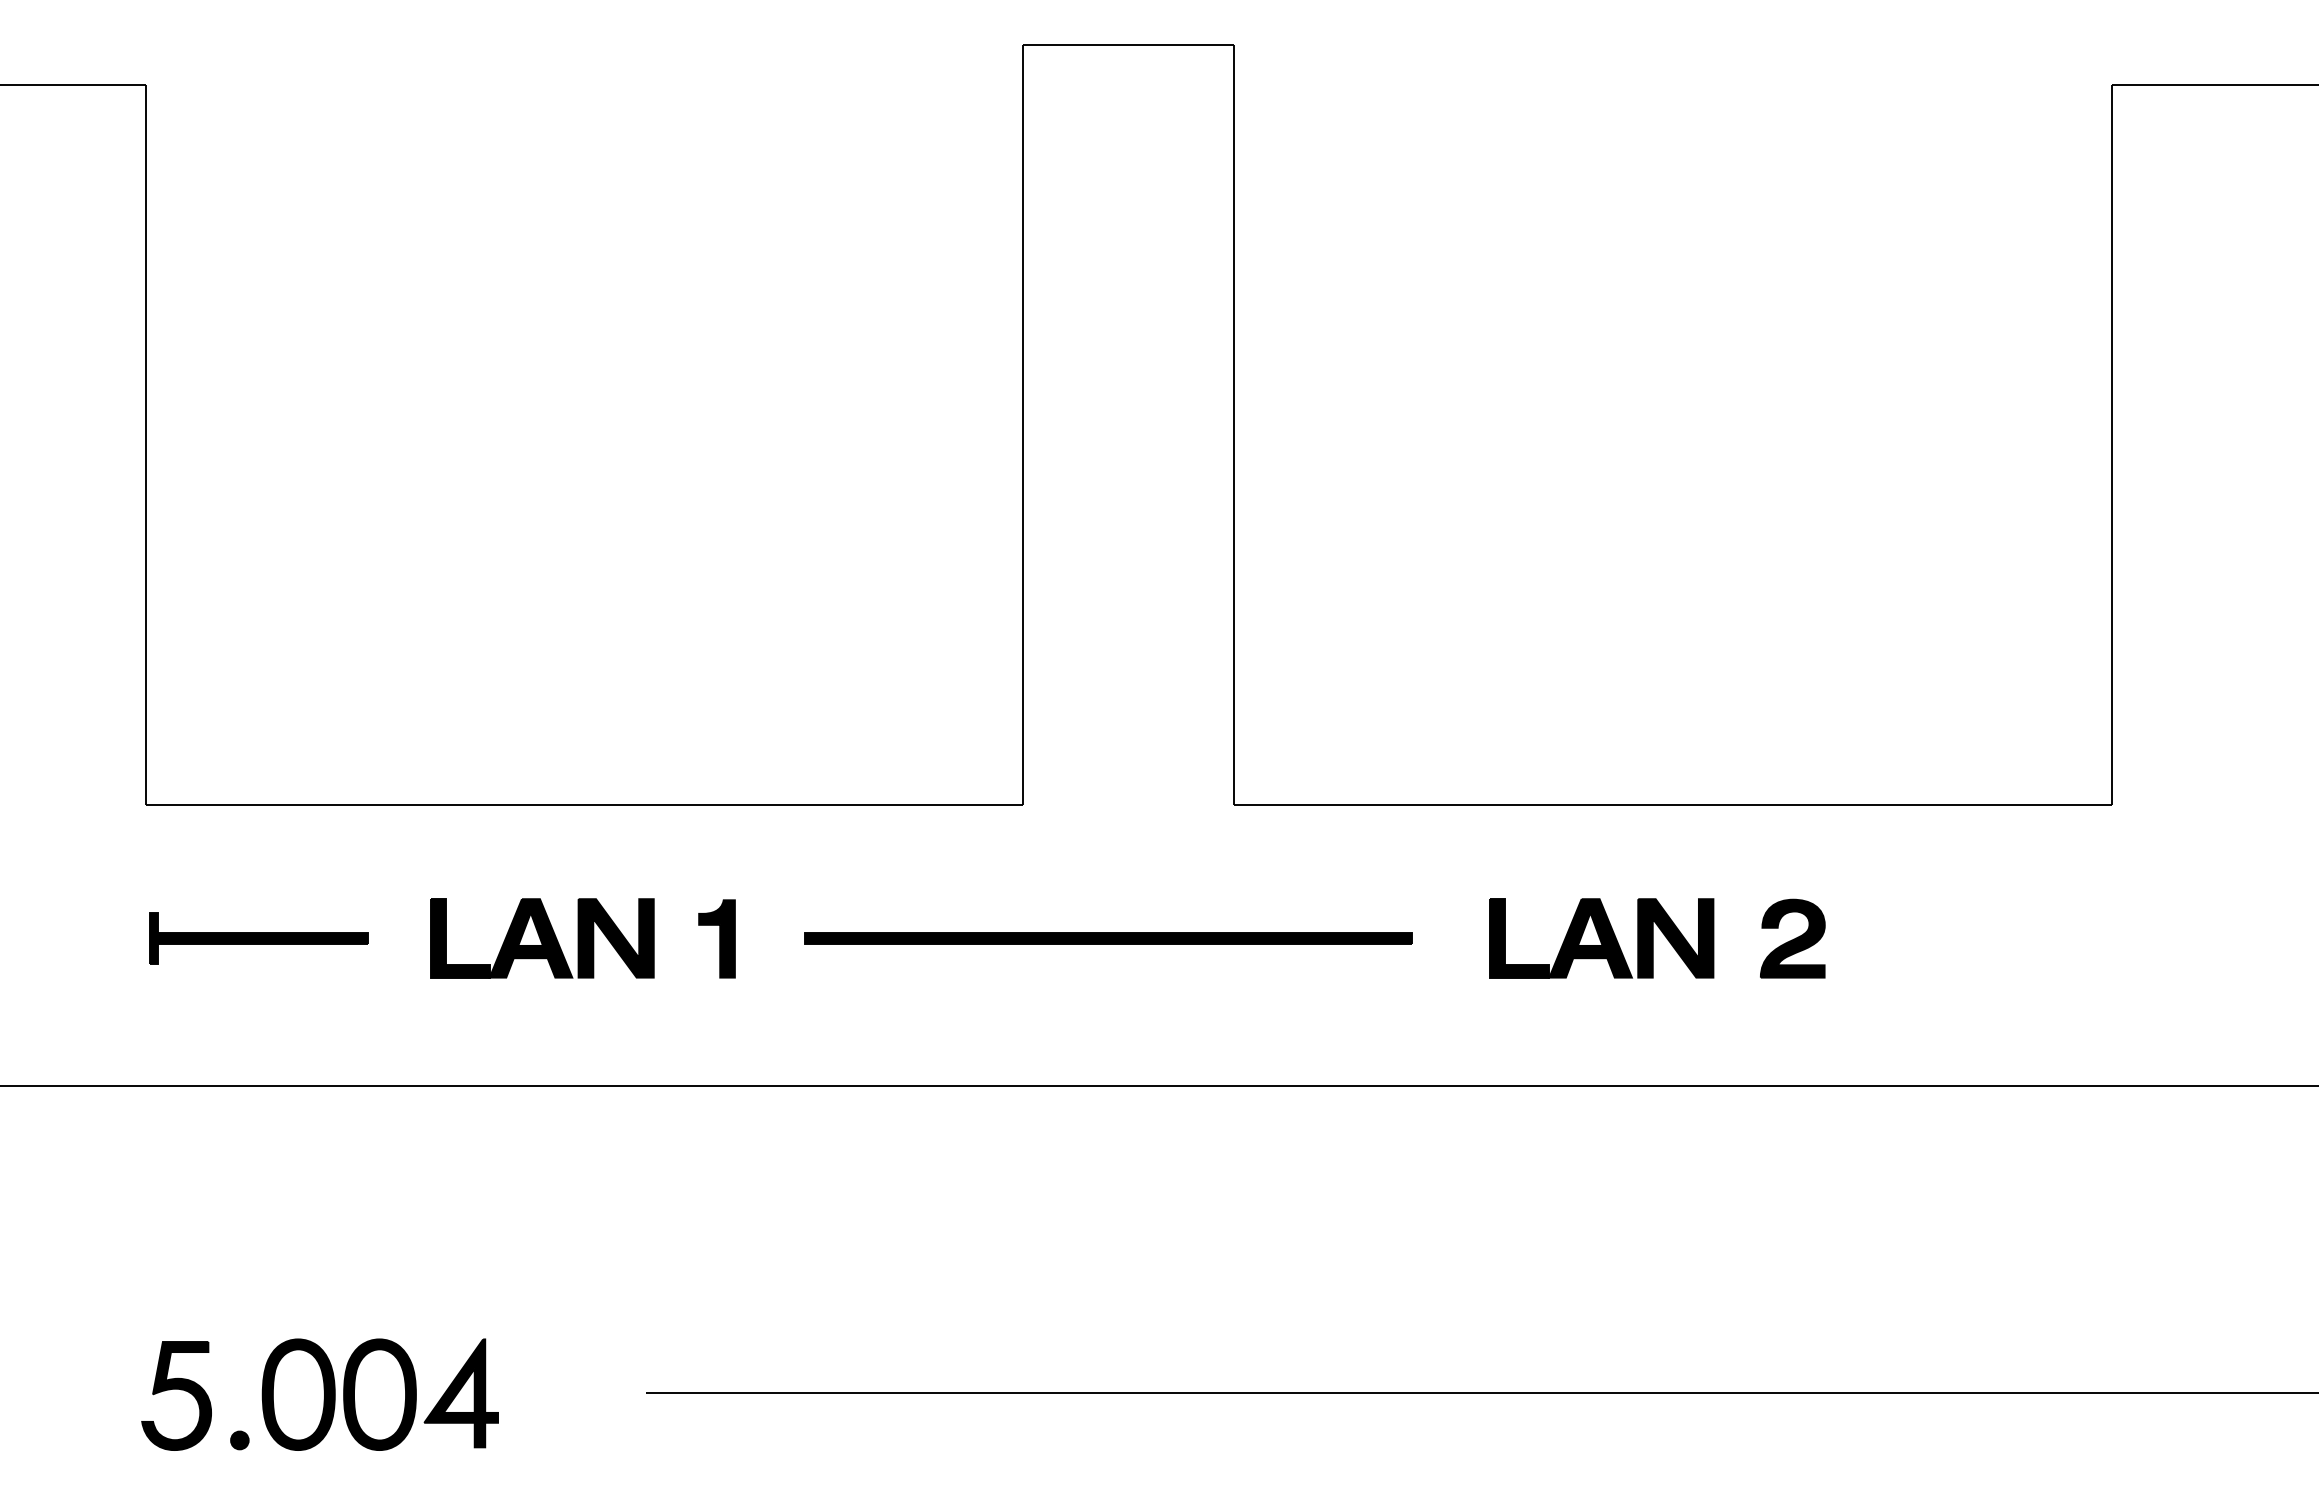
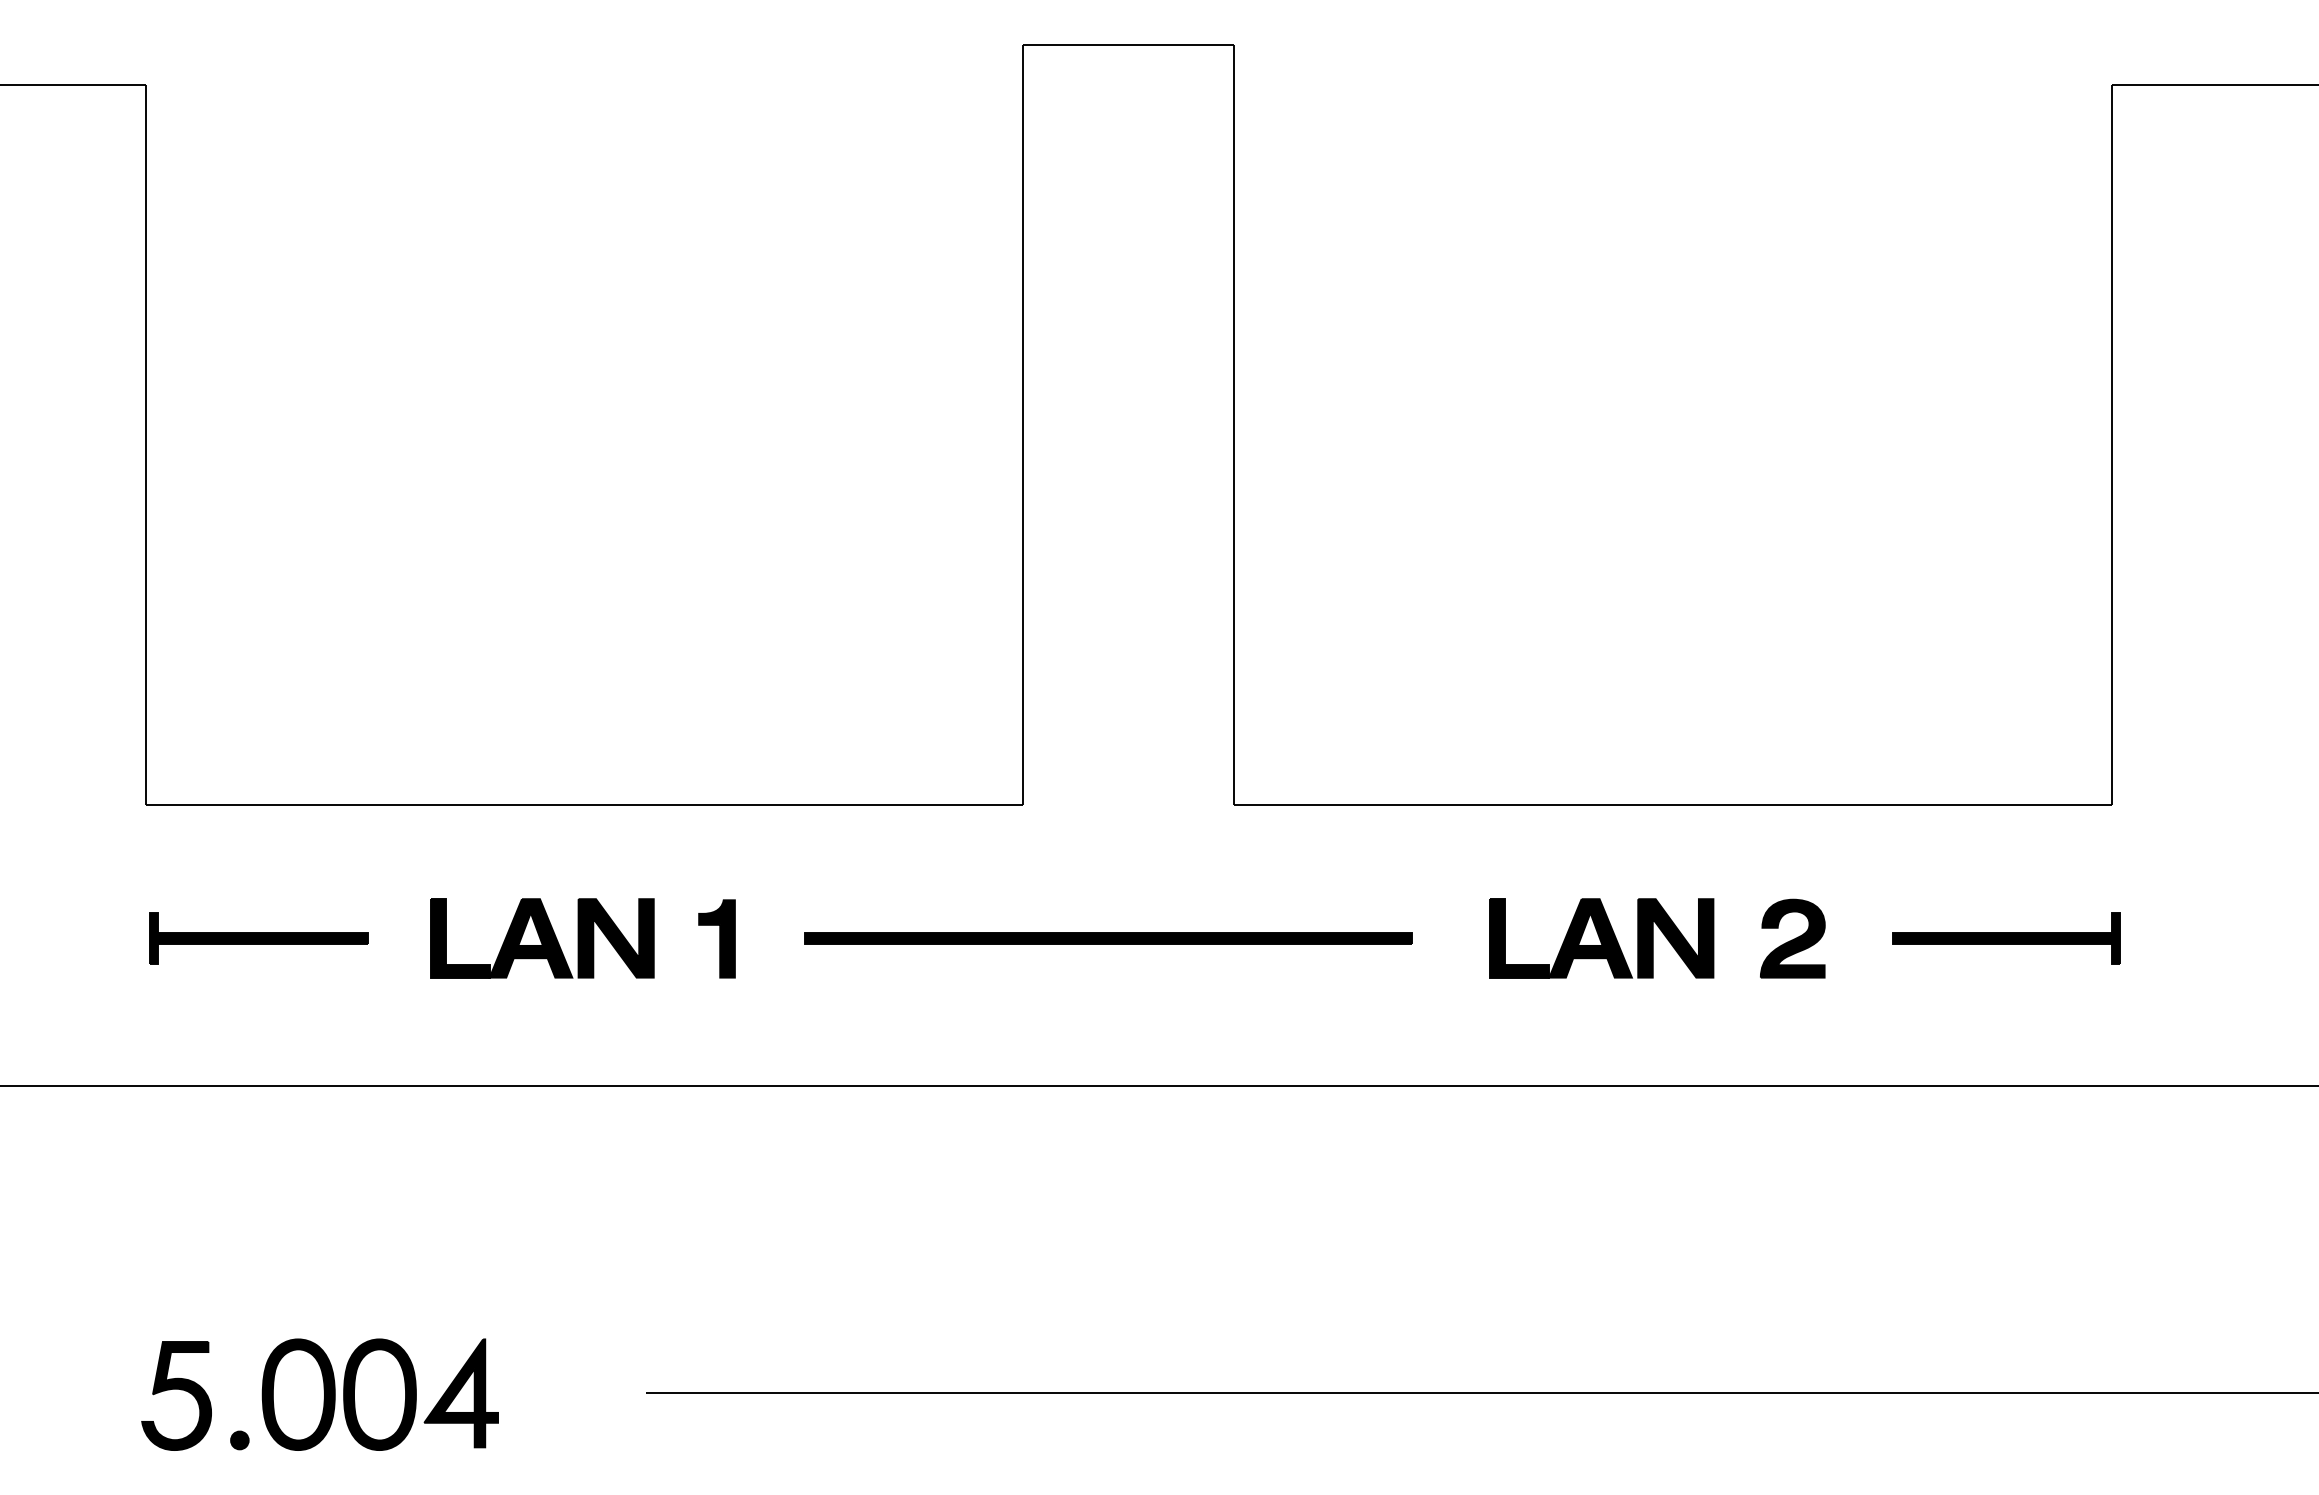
part: none -> present (2006, 938)
